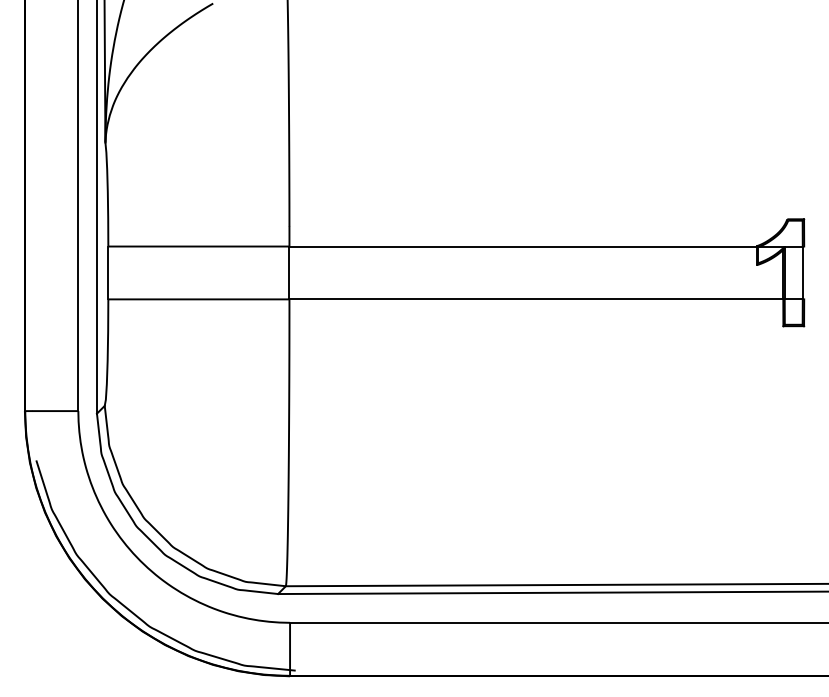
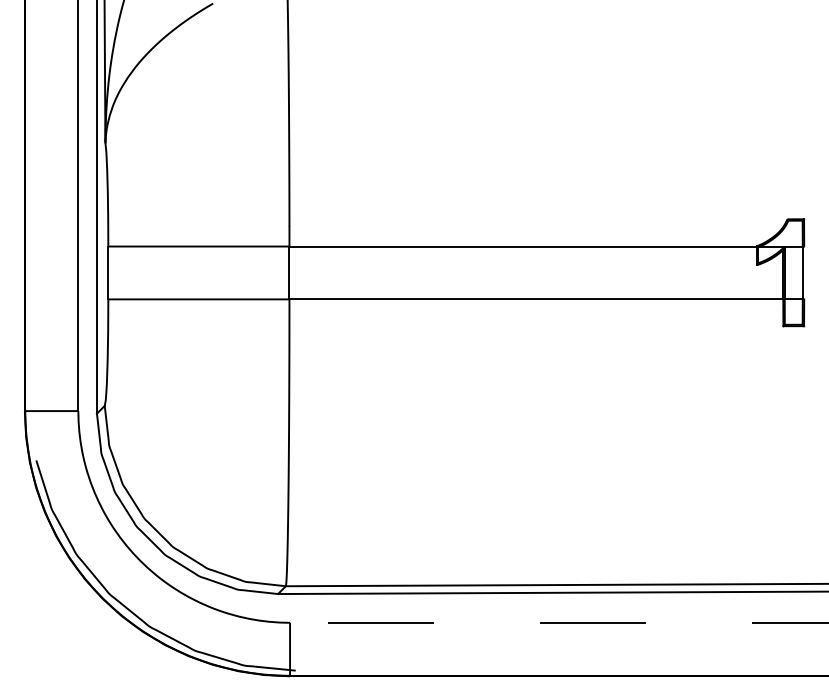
line: solid -> dashed (559, 622)
